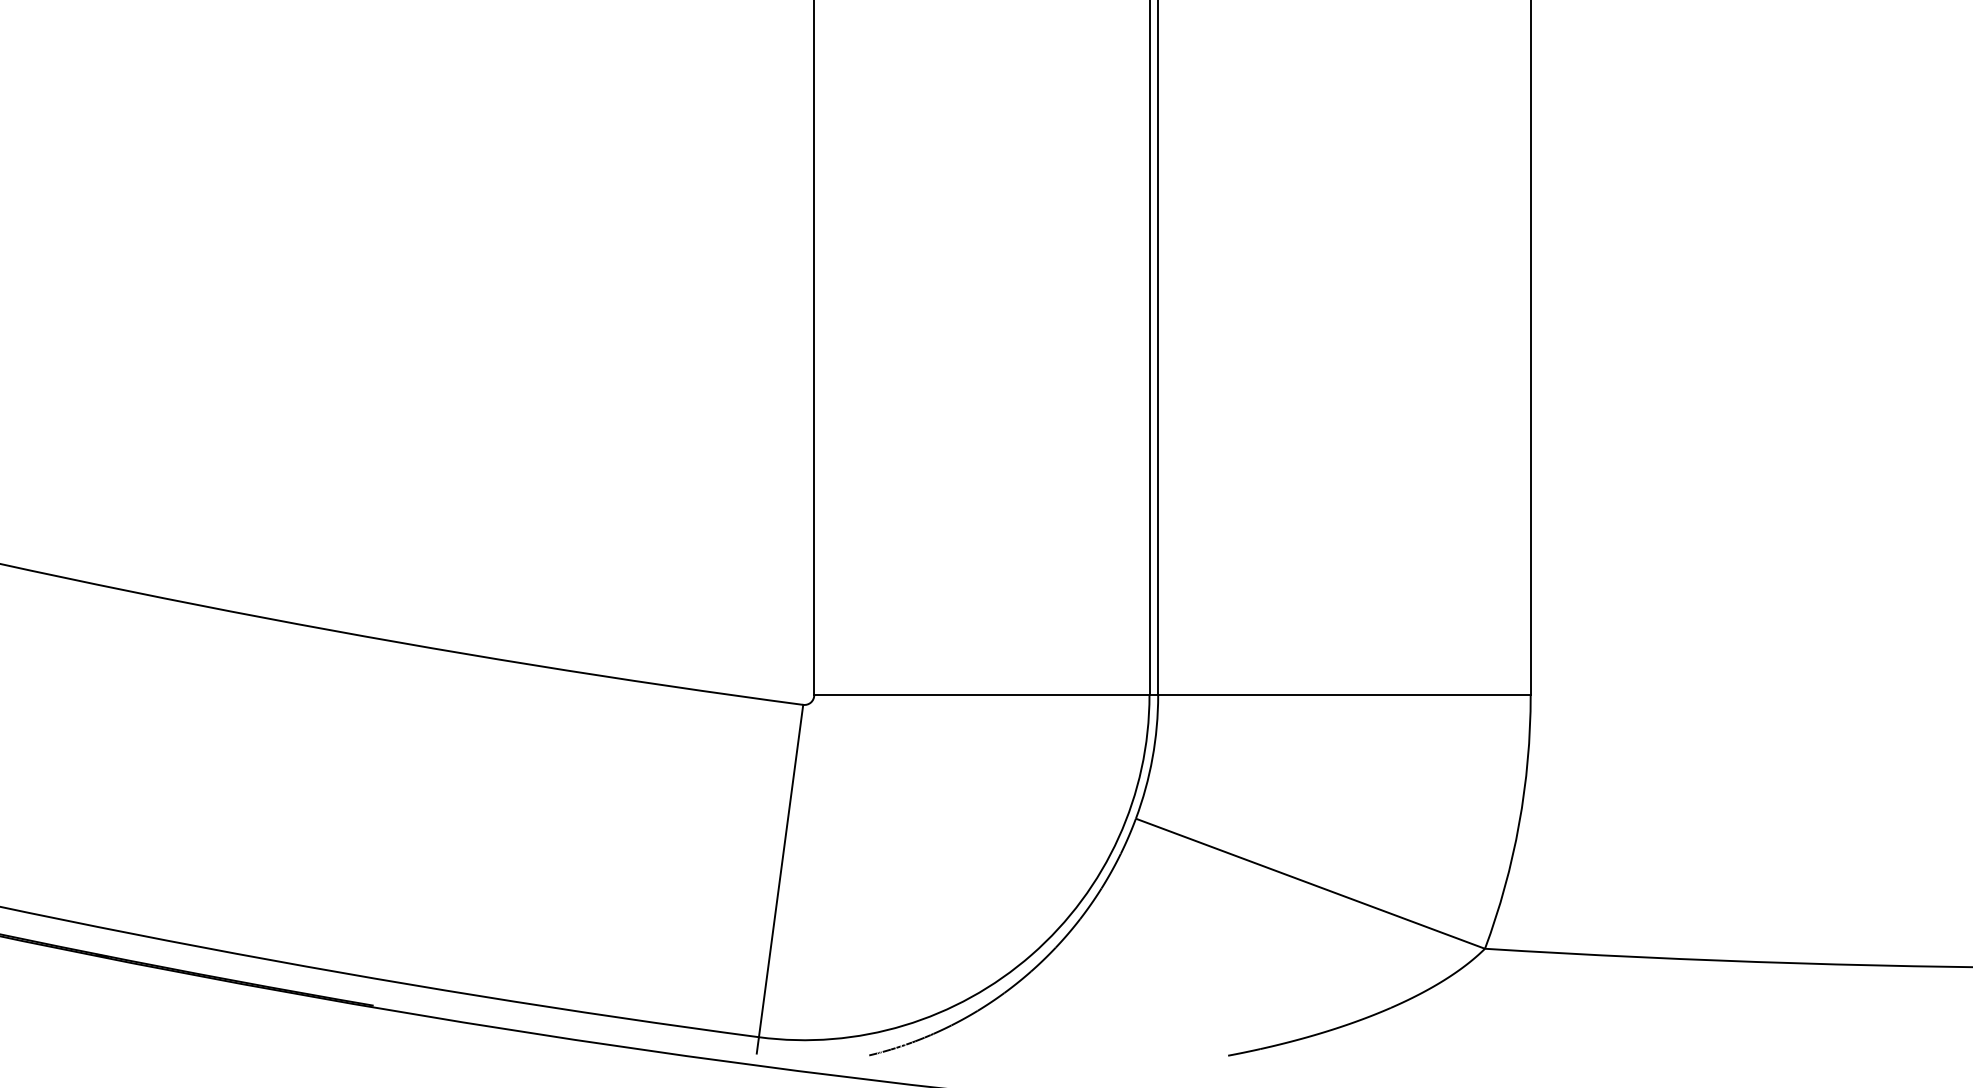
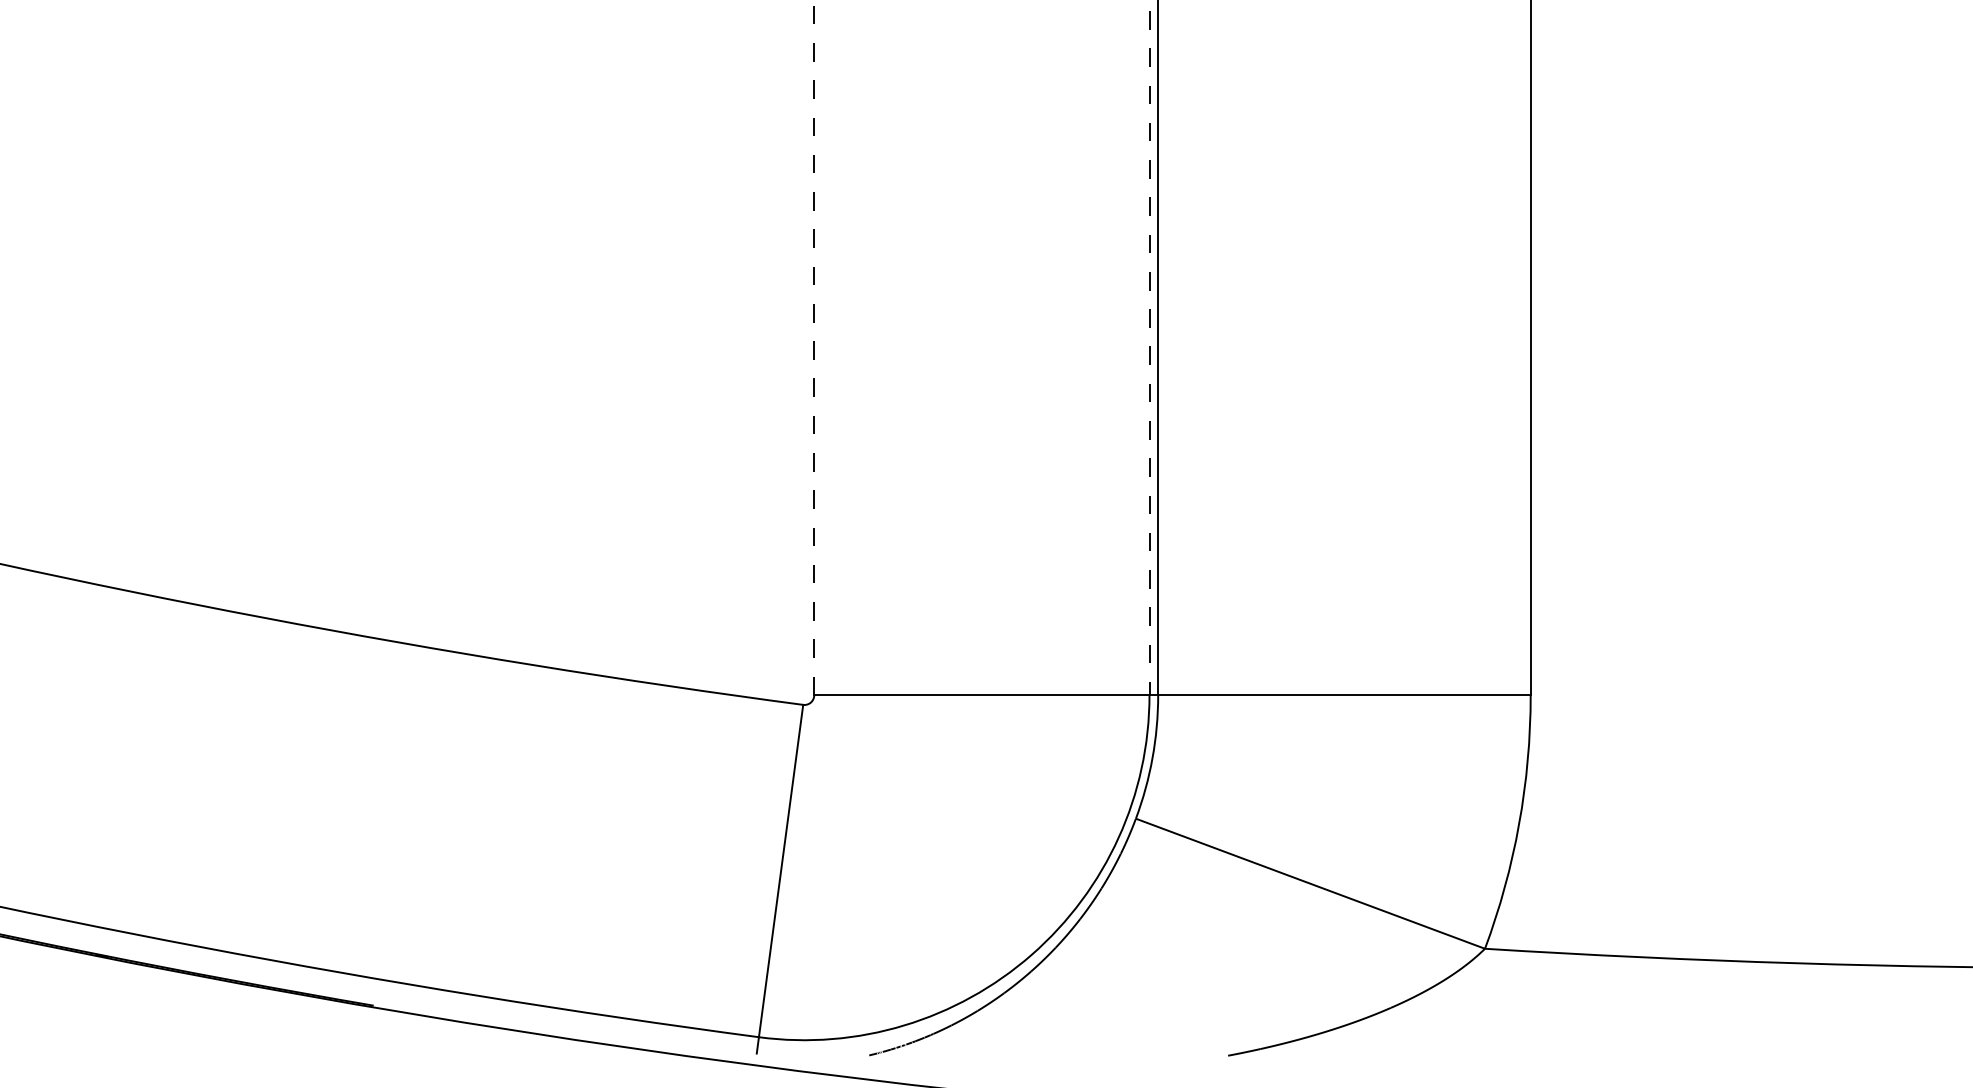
line: solid -> dashed (814, 347)
line: solid -> dashed (1149, 348)
